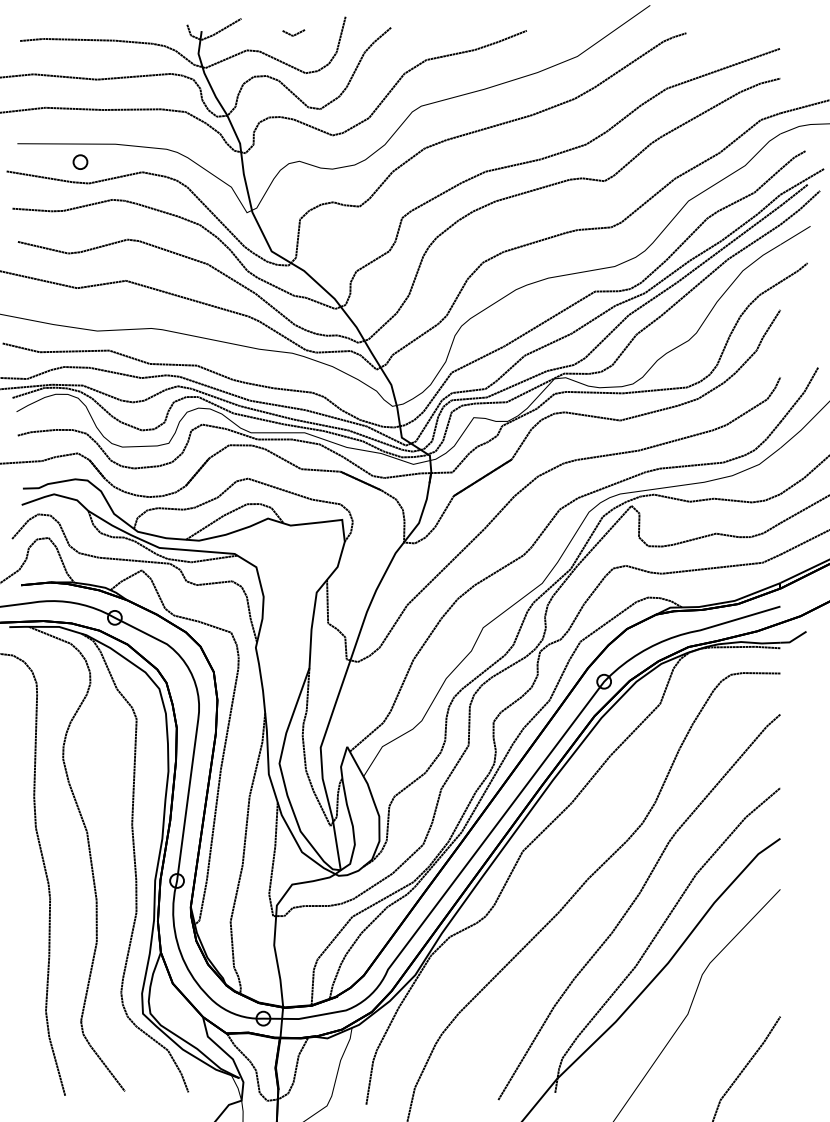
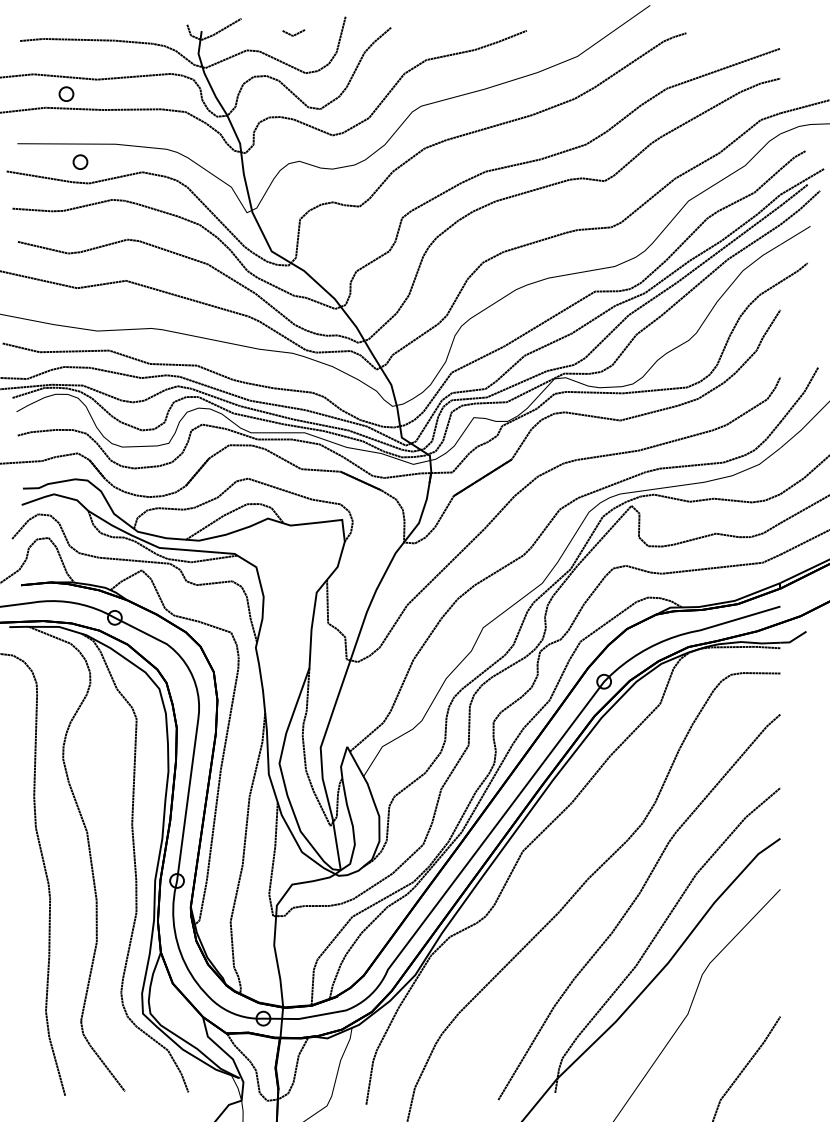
part: none -> present (66, 93)
